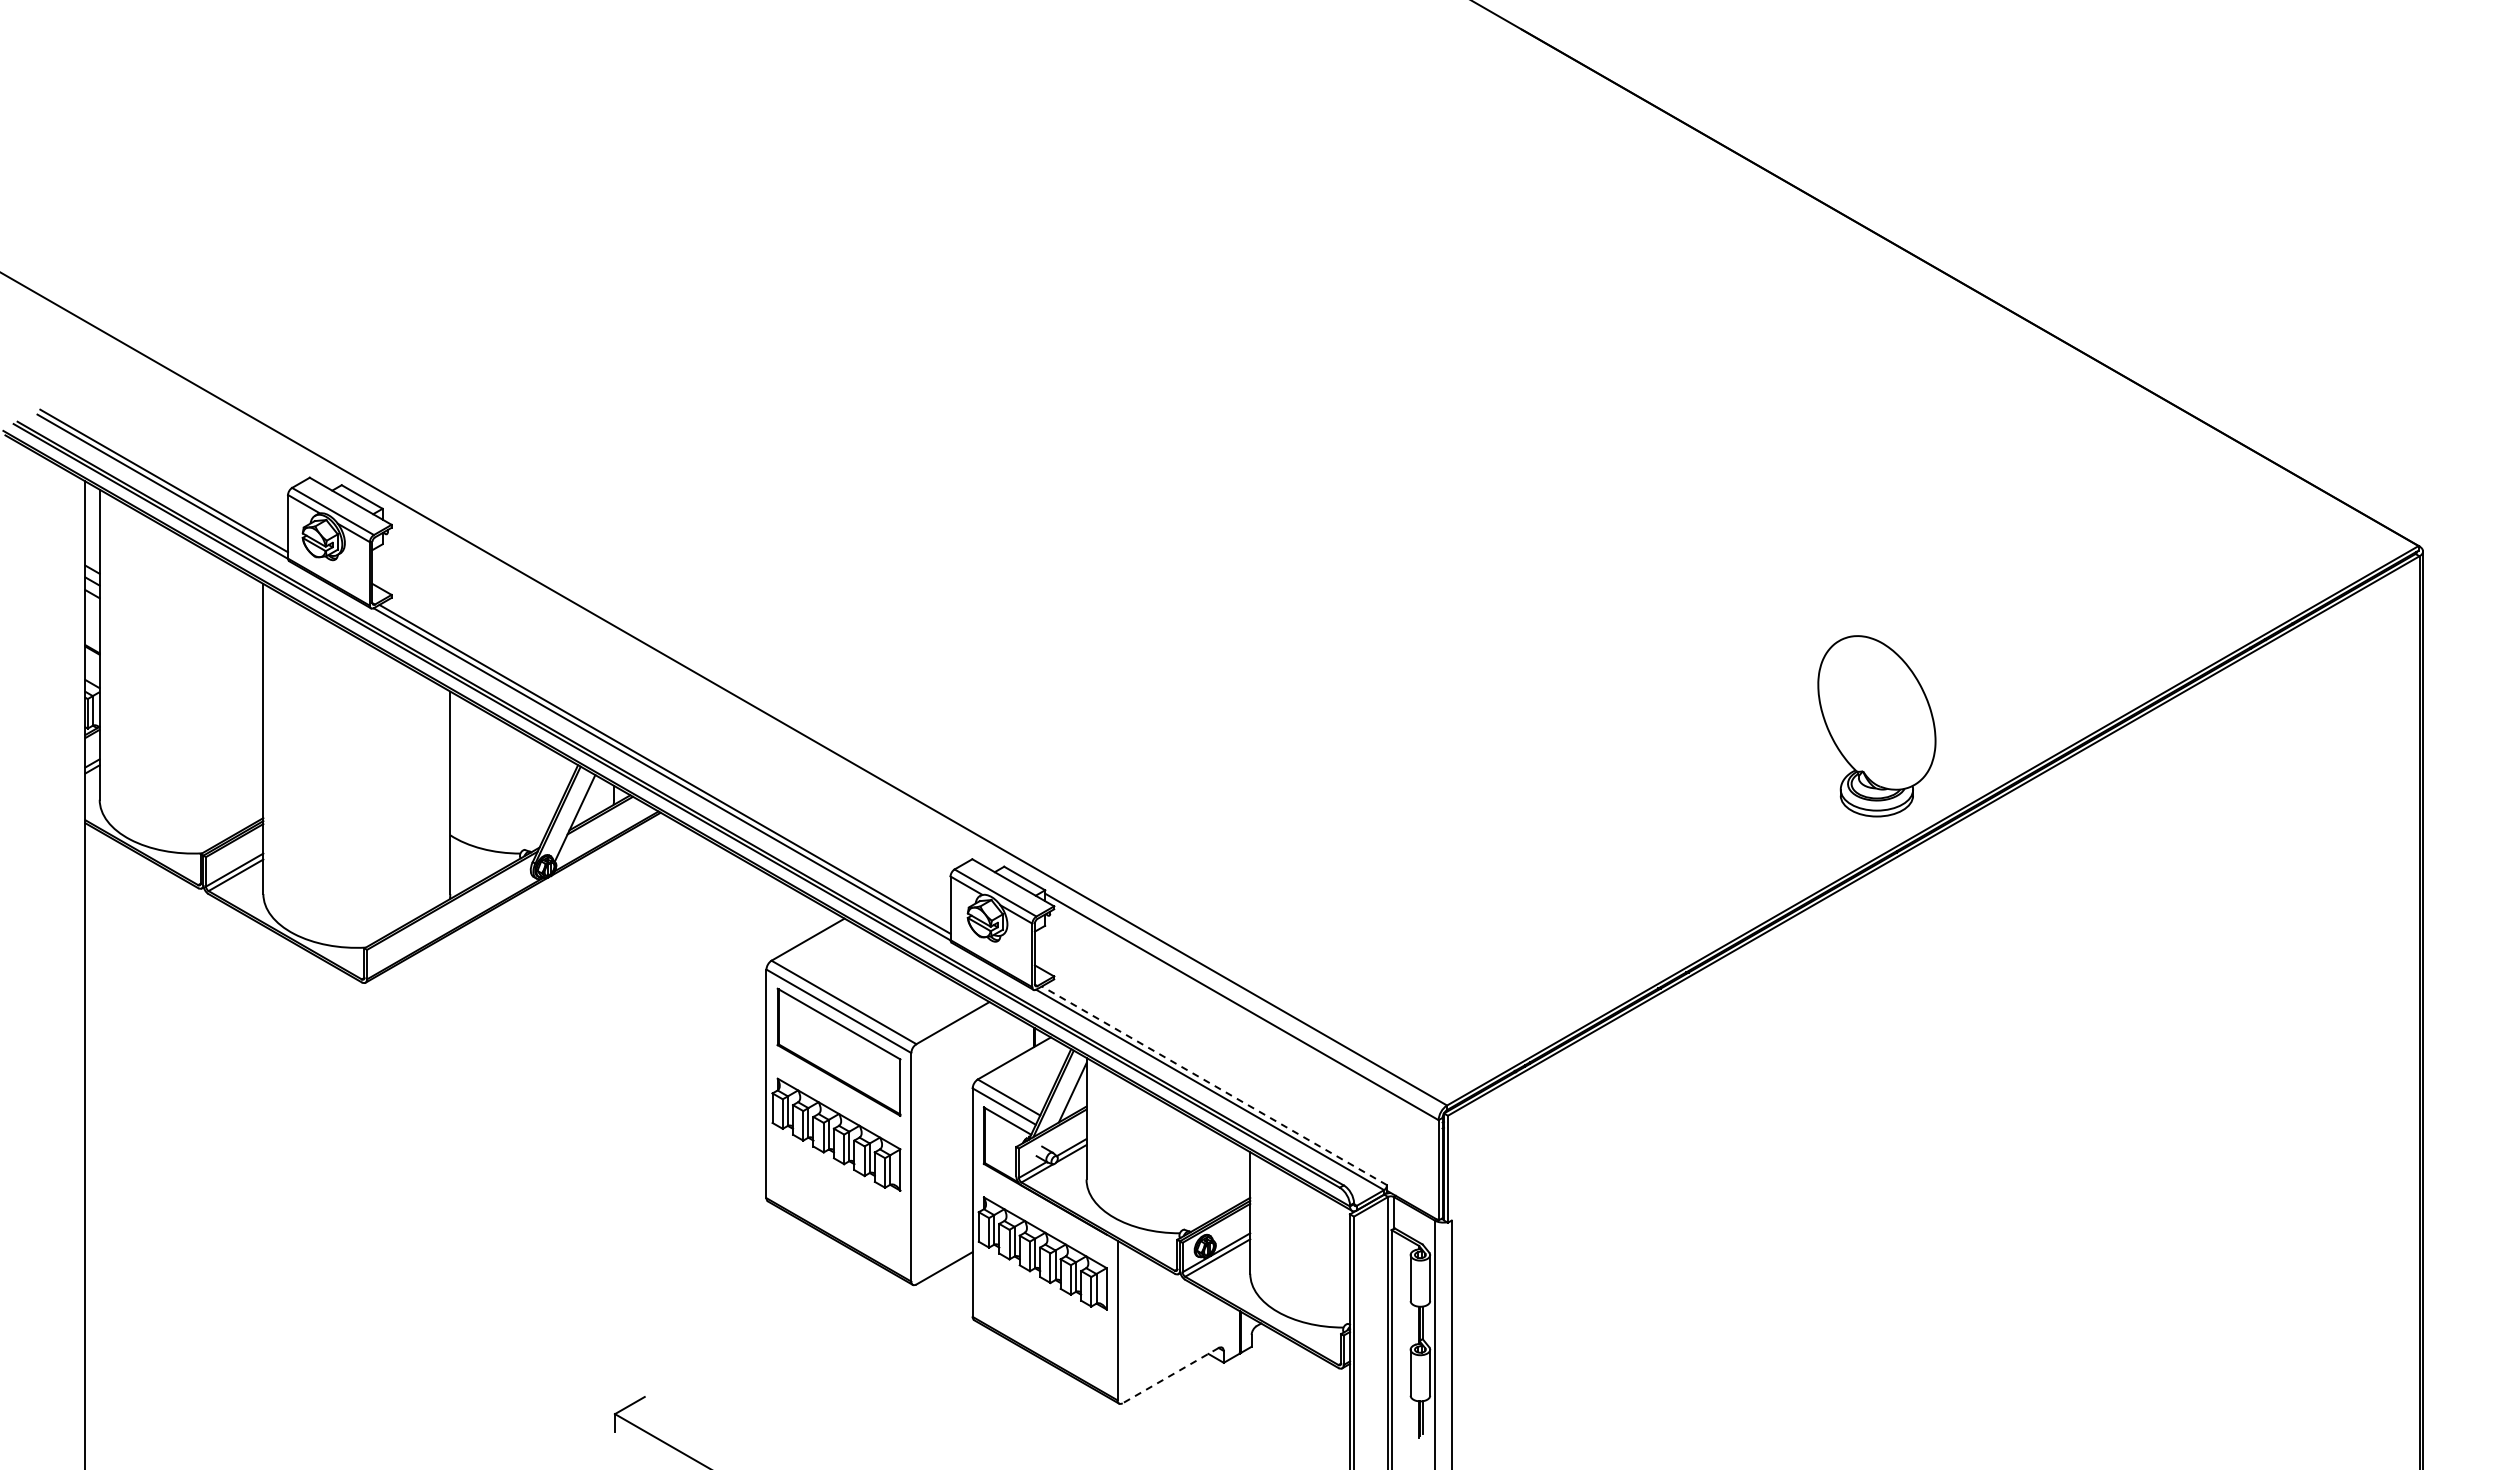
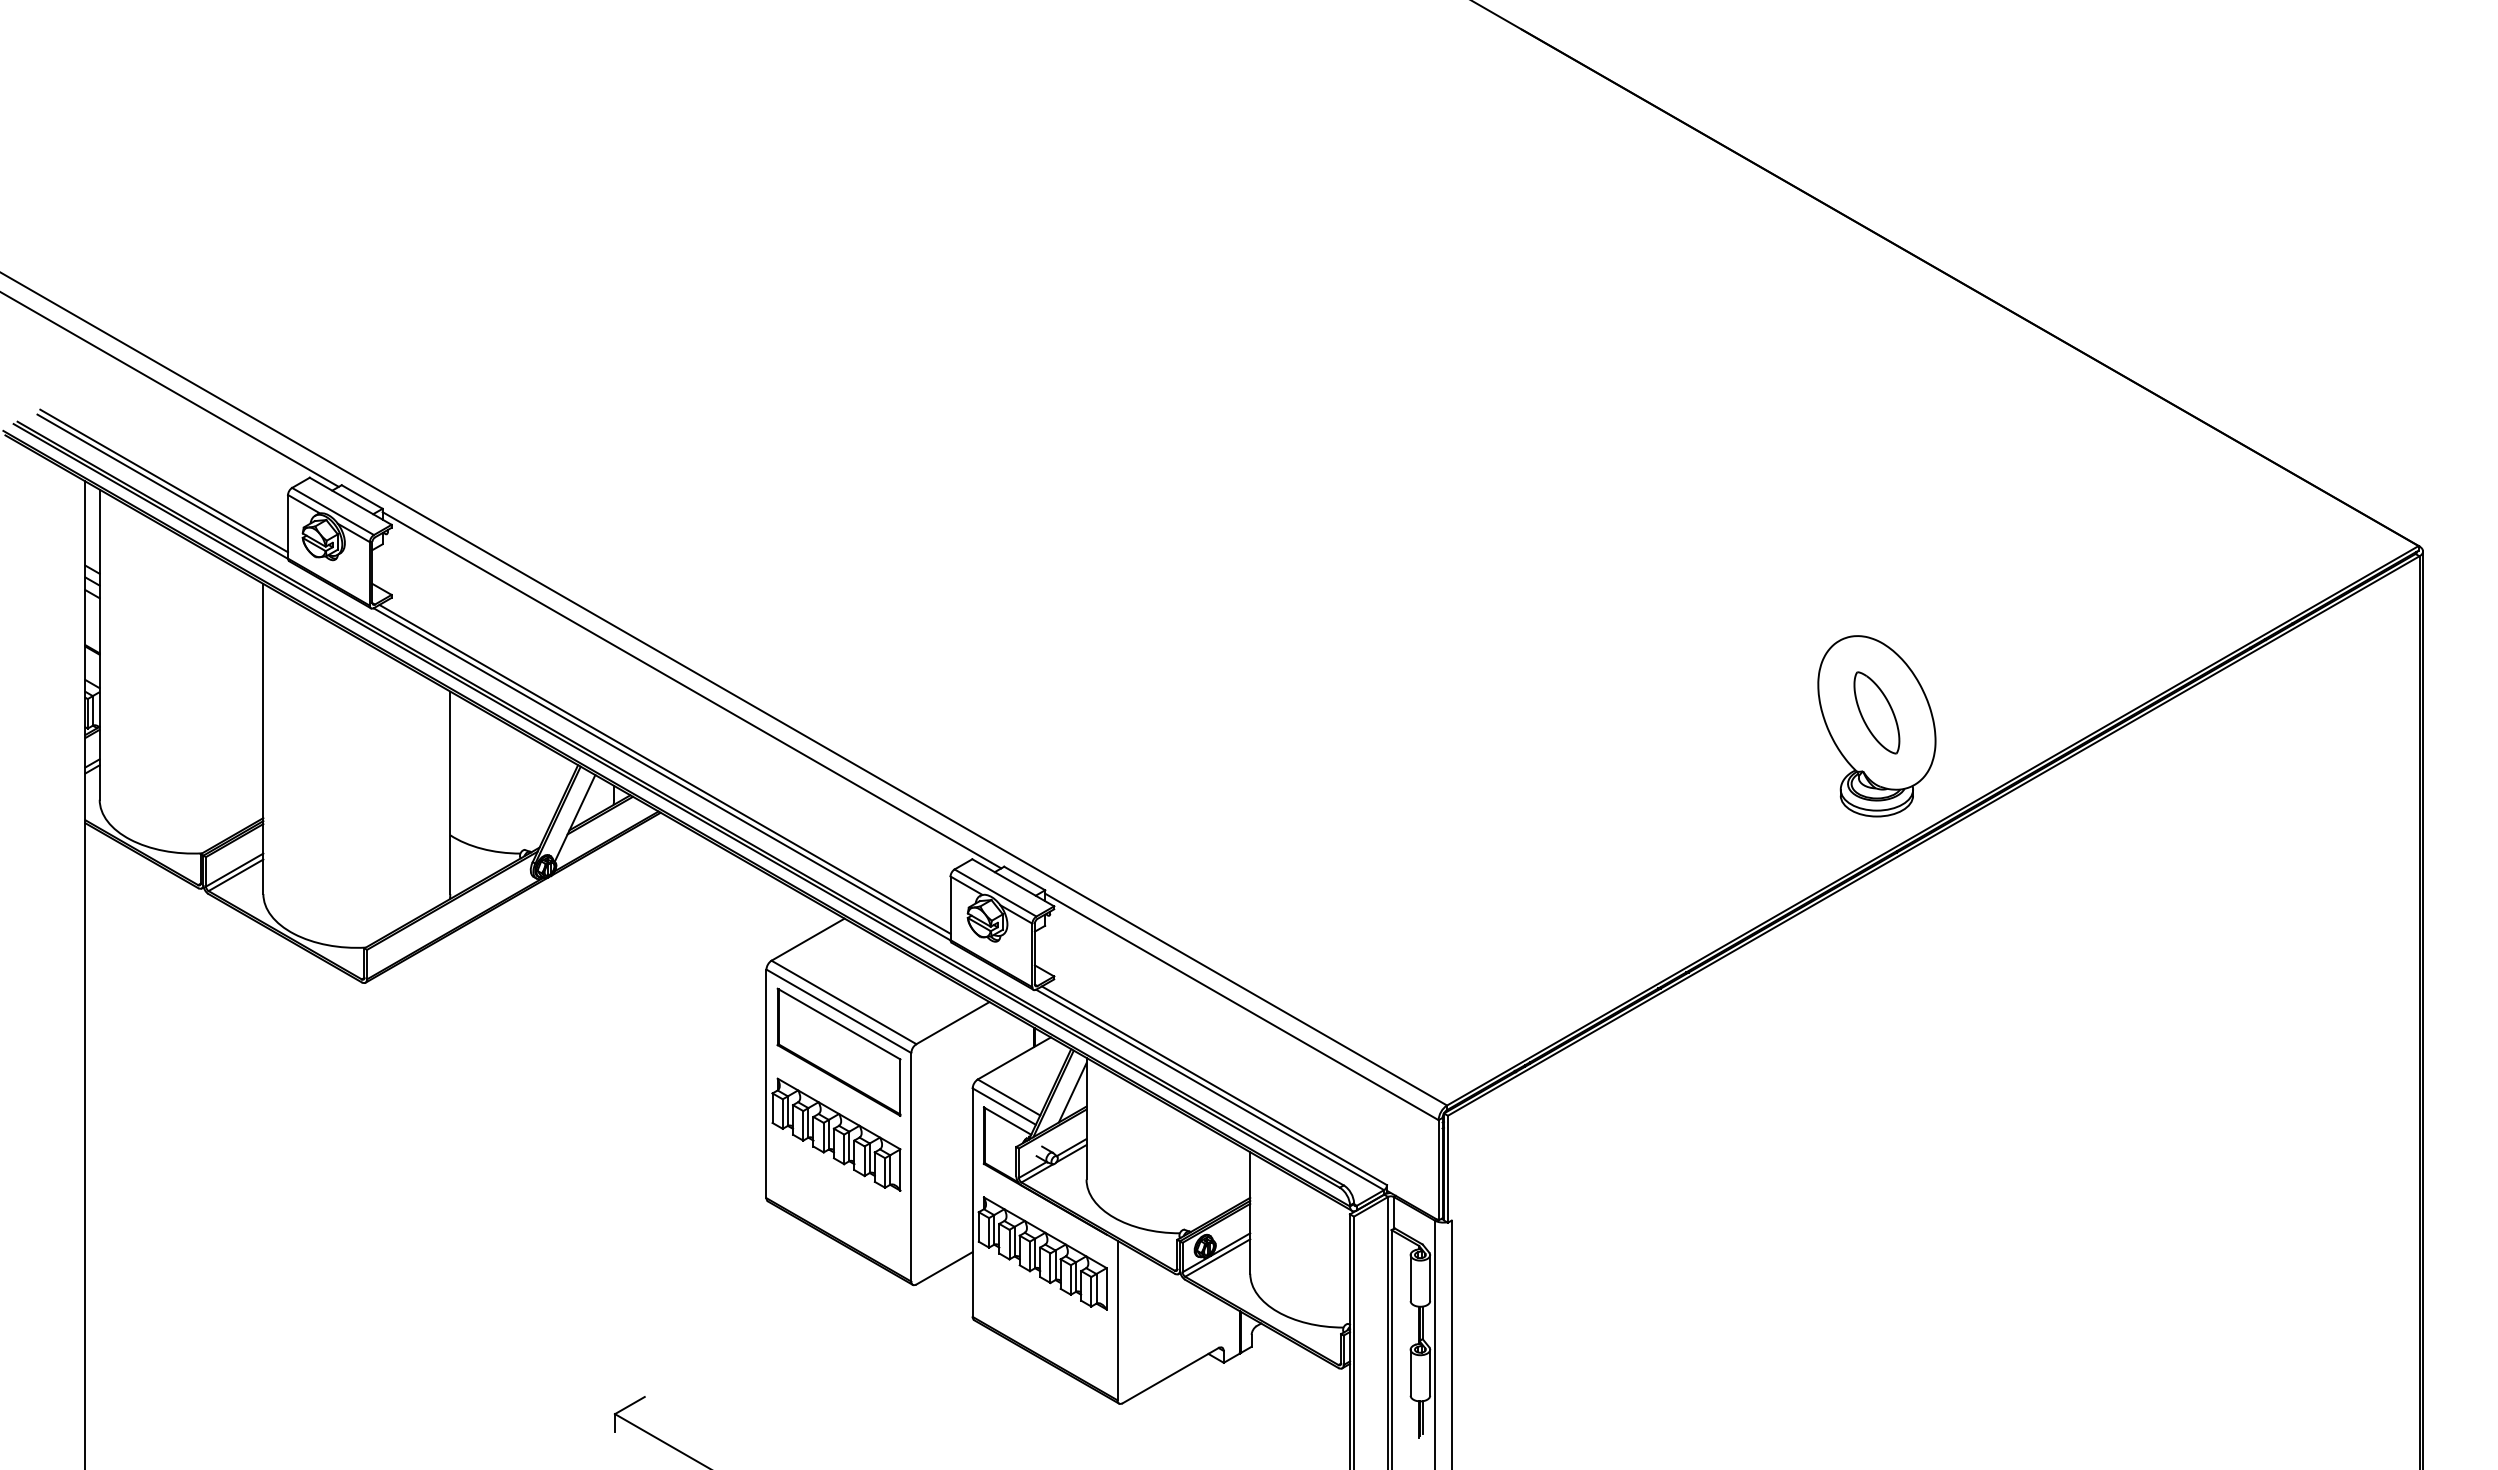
line: none -> present (170, 389)
line: none -> present (691, 690)
part: none -> present (1876, 712)
line: dashed -> solid (1214, 1085)
line: dashed -> solid (1170, 1375)
